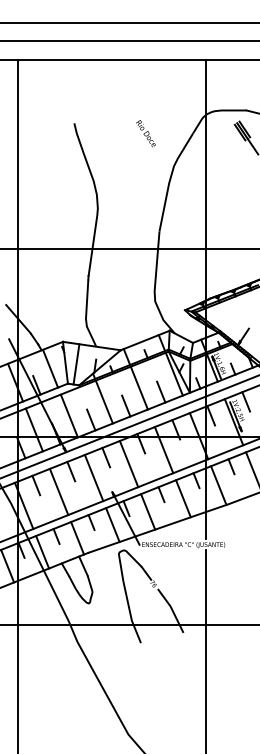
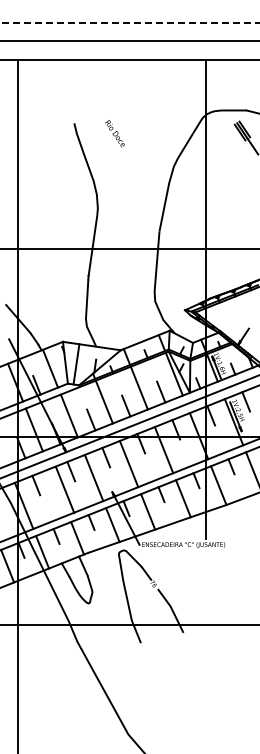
line: solid -> dashed (129, 22)
text position: (145, 133) -> (114, 133) (114, 133)
line position: (58, 491) -> (64, 489) (64, 489)
line: present -> none (205, 650)
